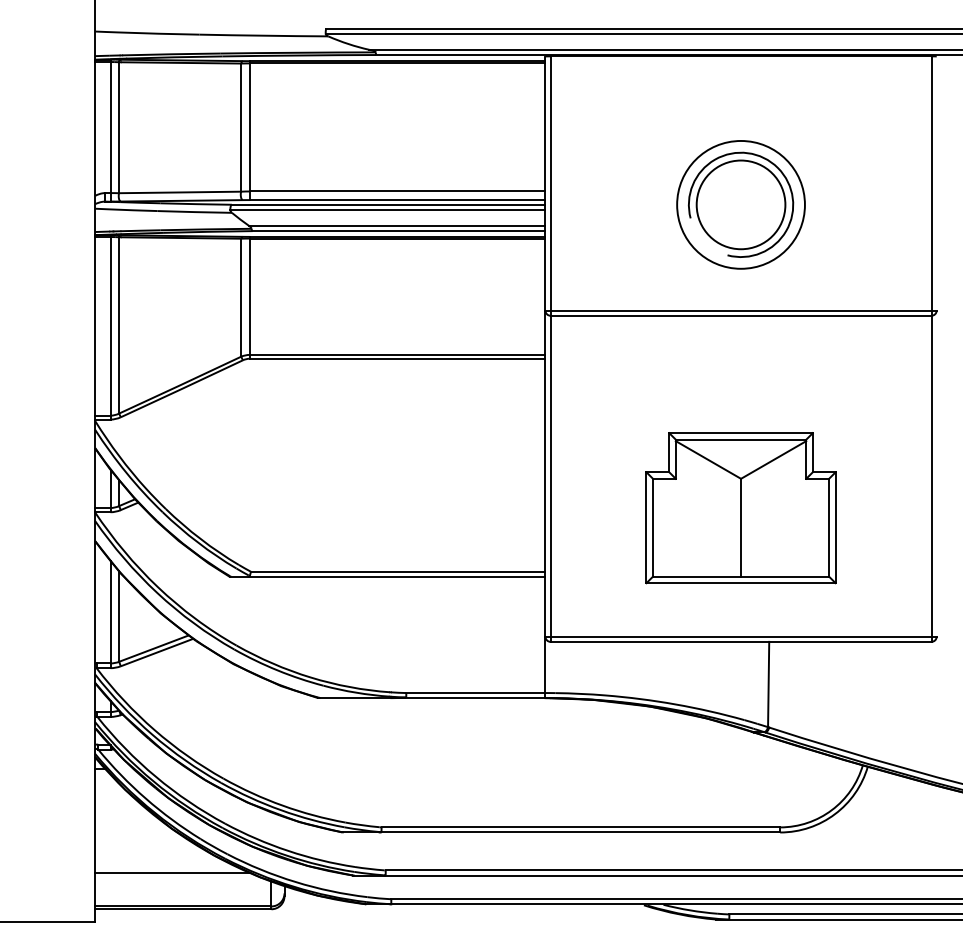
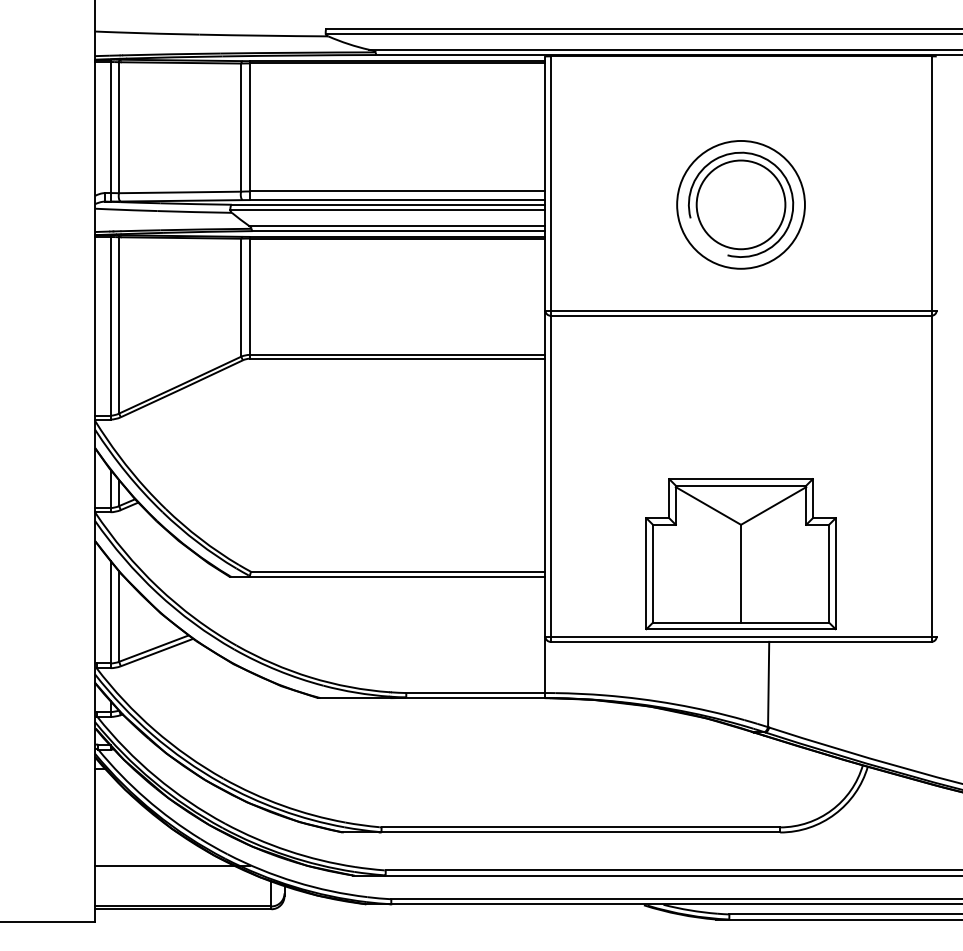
part position: (740, 508) -> (740, 554) (740, 554)
line position: (172, 872) -> (172, 865) (172, 865)
